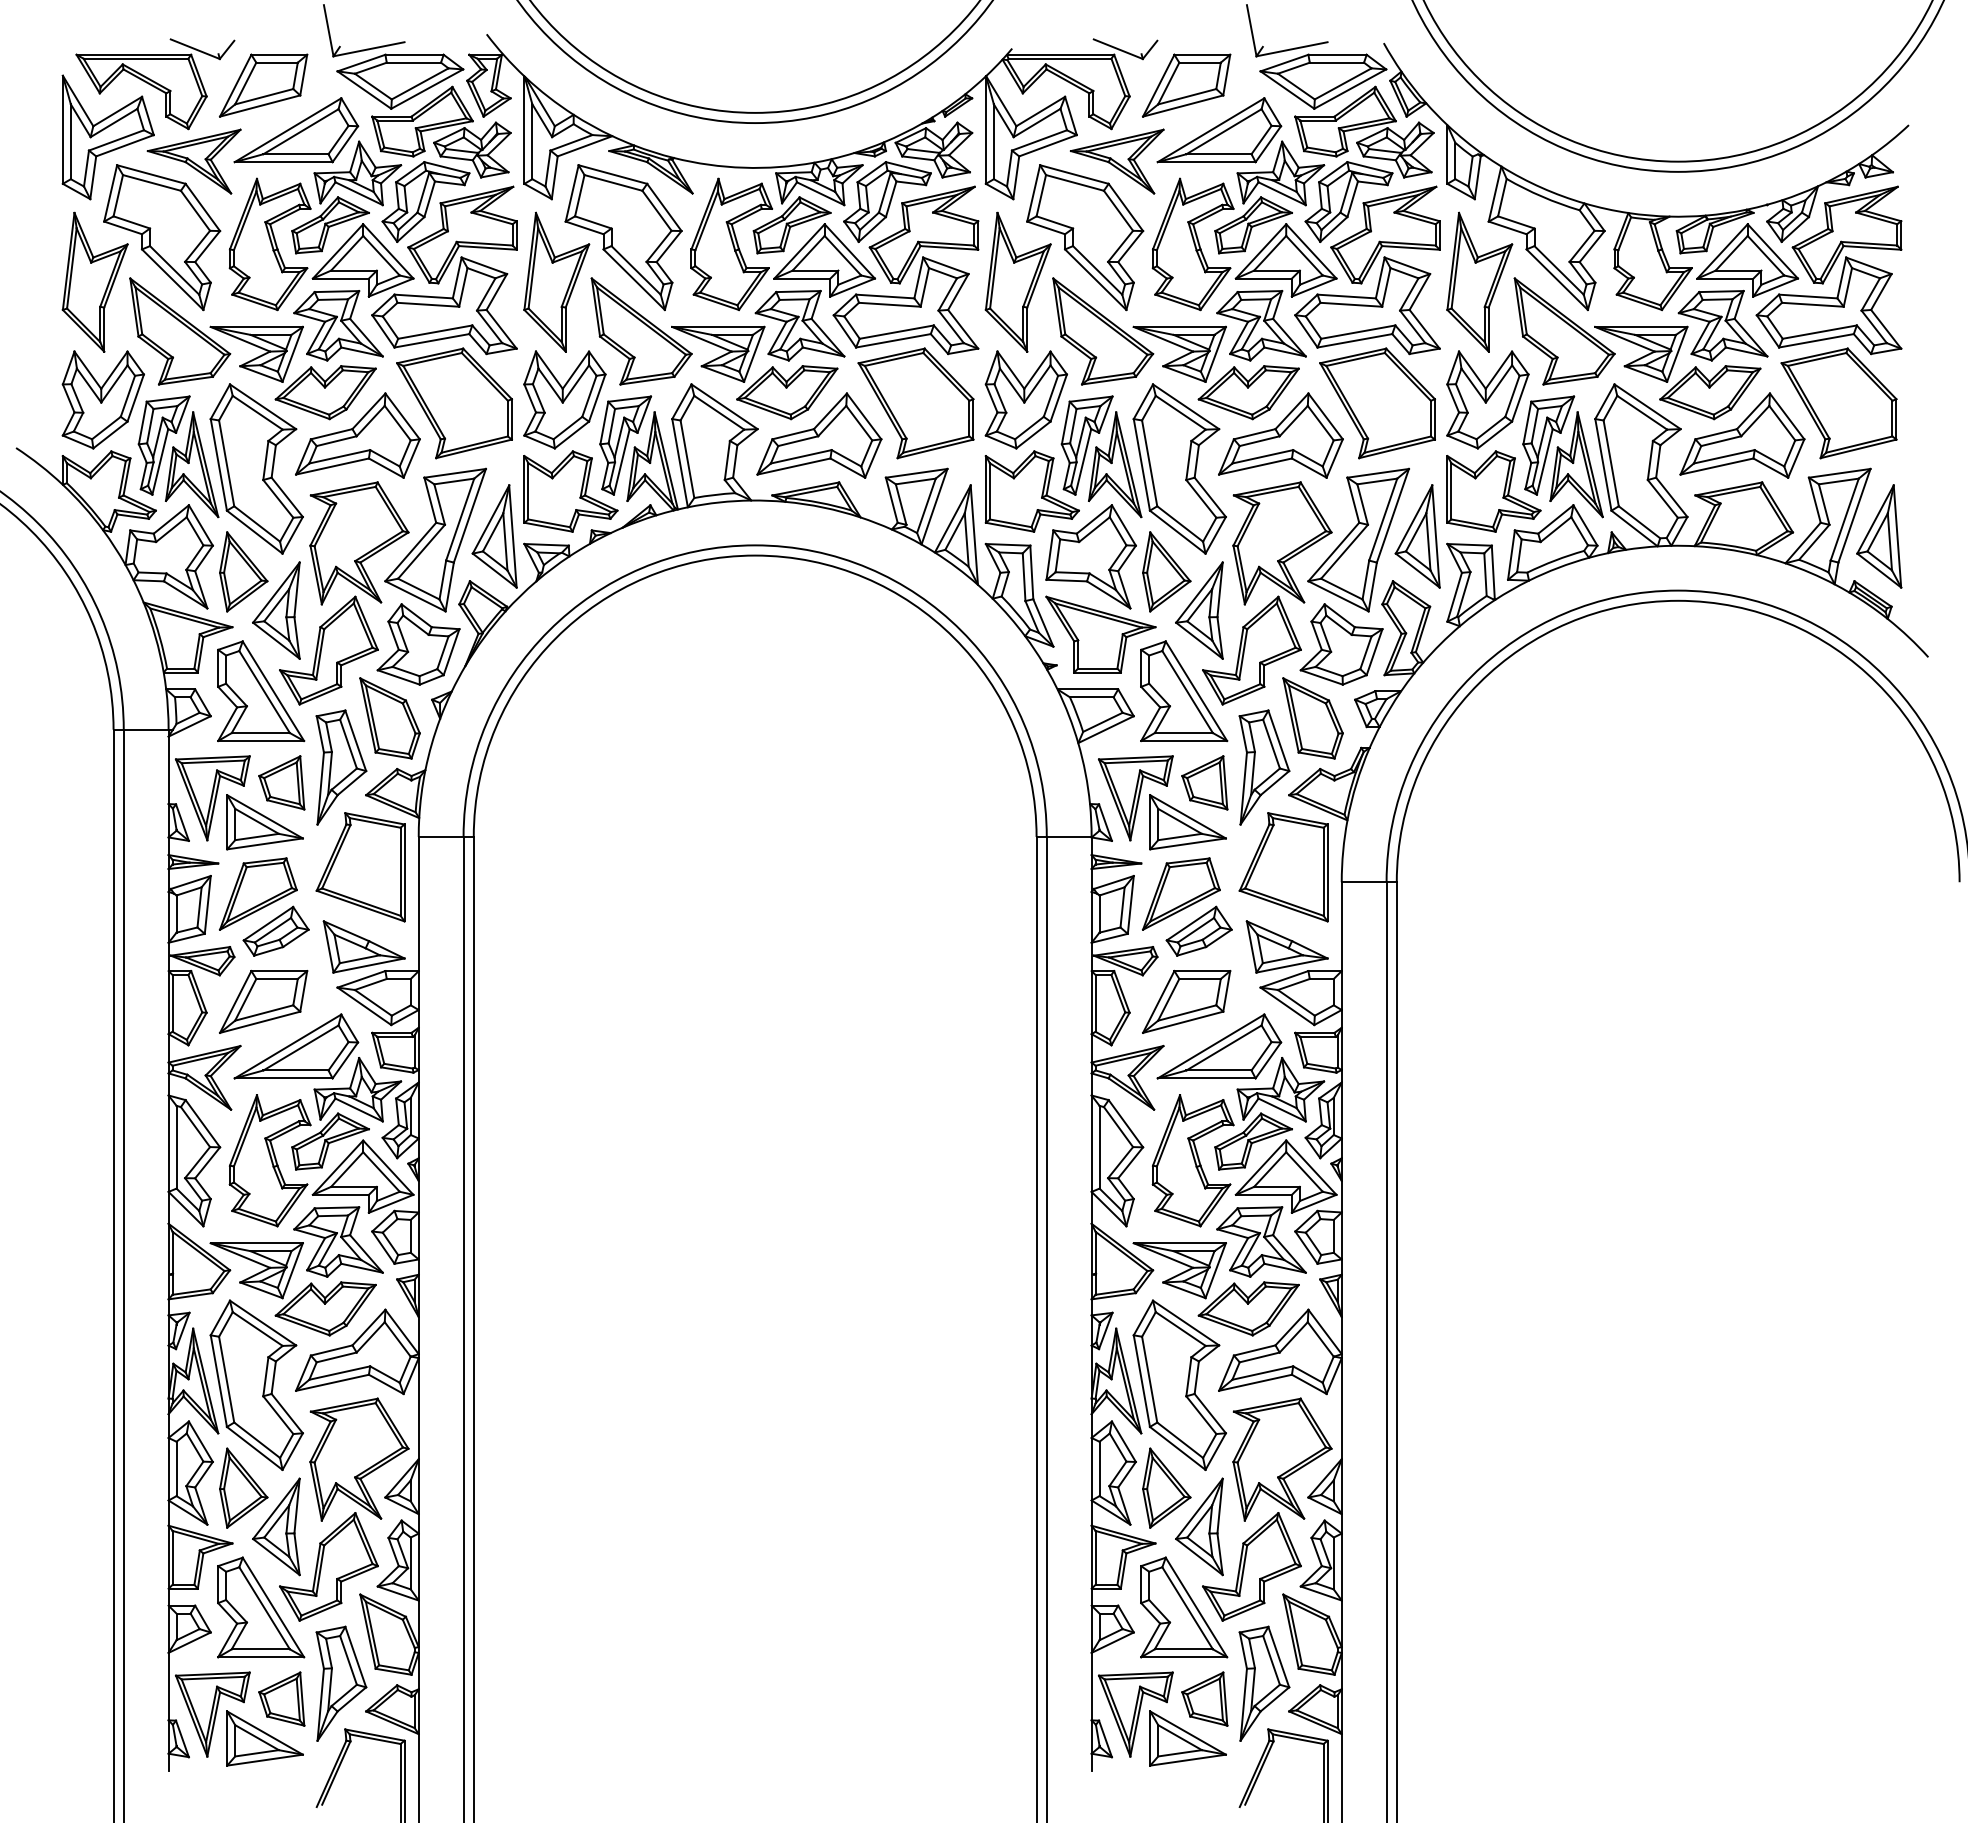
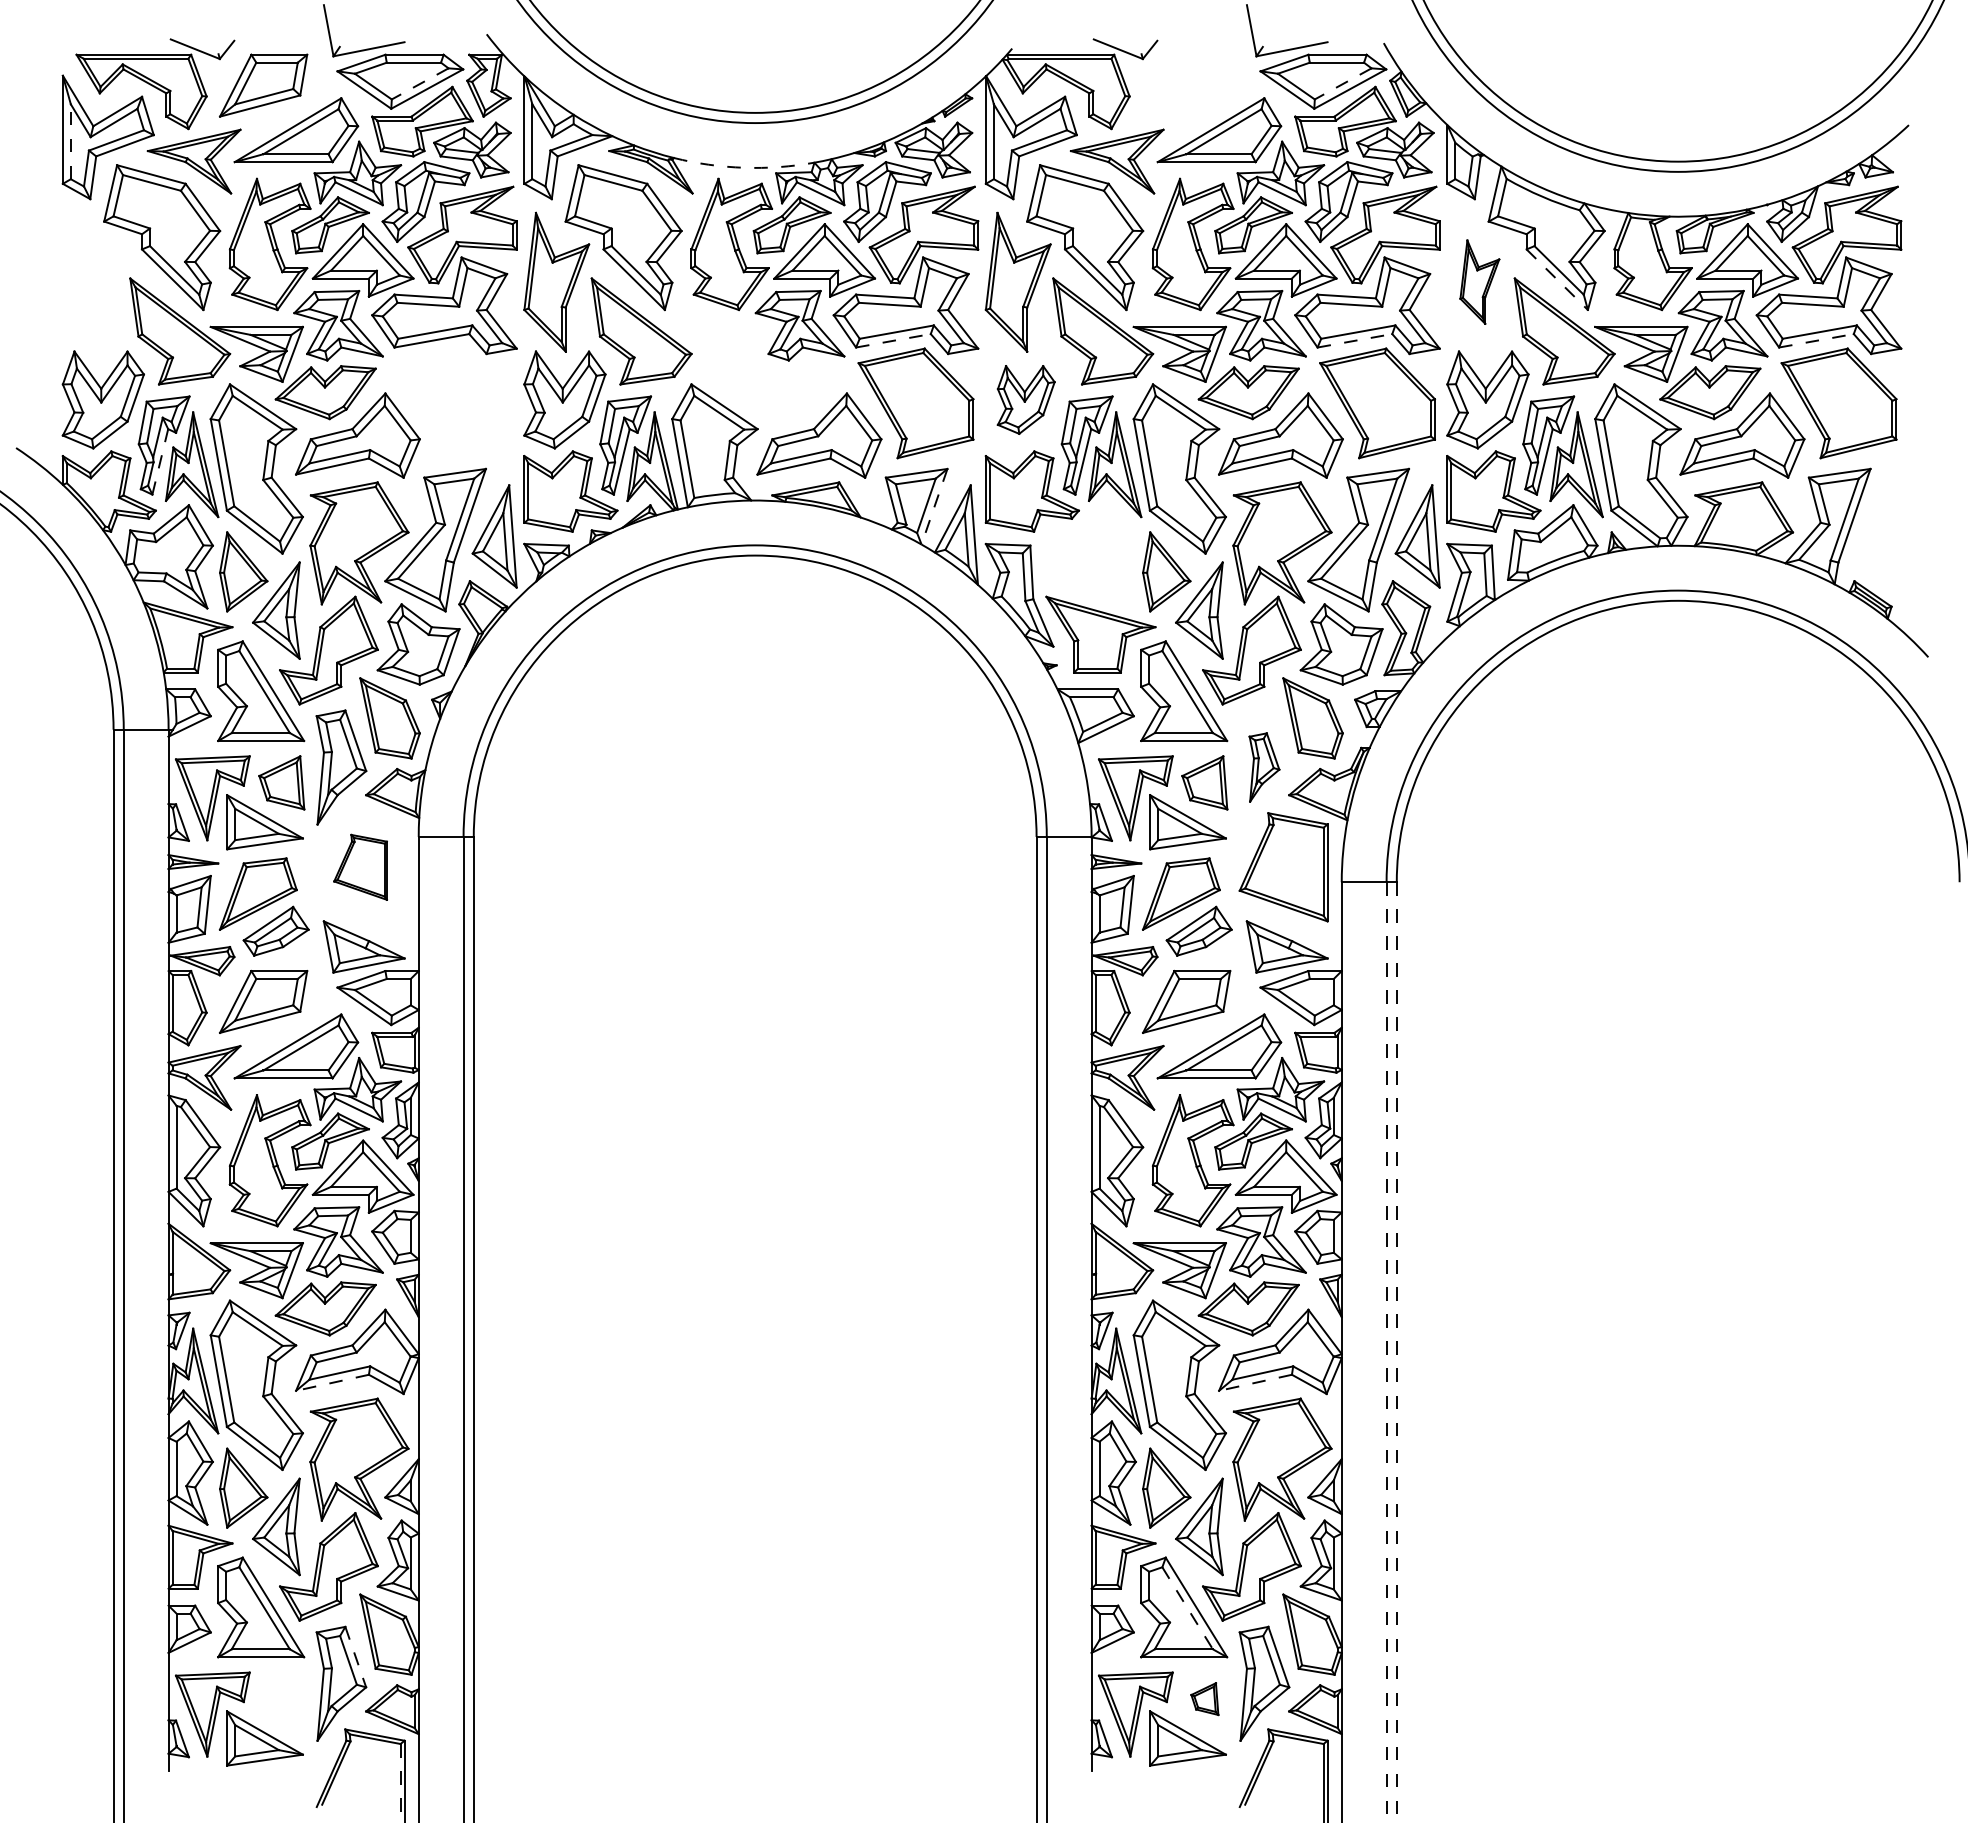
line: solid -> dashed (419, 84)
line: solid -> dashed (1342, 84)
part: present -> none (1186, 85)
line: solid -> dashed (70, 141)
arc: solid -> dashed (743, 167)
line: solid -> dashed (1557, 280)
part: present -> none (94, 281)
part size: 68x142 px -> 42x86 px (1479, 281)
line: solid -> dashed (893, 340)
line: solid -> dashed (1354, 340)
line: solid -> dashed (1816, 340)
part: present -> none (754, 372)
part size: 84x100 px -> 60x70 px (1025, 399)
part: present -> none (454, 403)
line: solid -> dashed (160, 461)
line: solid -> dashed (934, 506)
part: present -> none (1879, 536)
part: present -> none (1090, 556)
part size: 53x117 px -> 33x71 px (1264, 767)
part size: 91x111 px -> 55x68 px (360, 866)
line: solid -> dashed (1386, 1352)
line: solid -> dashed (1396, 1352)
line: solid -> dashed (332, 1382)
line: solid -> dashed (1255, 1382)
line: solid -> dashed (1187, 1608)
line: solid -> dashed (355, 1657)
part: present -> none (281, 1698)
part size: 48x56 px -> 30x35 px (1204, 1699)
line: solid -> dashed (400, 1783)
